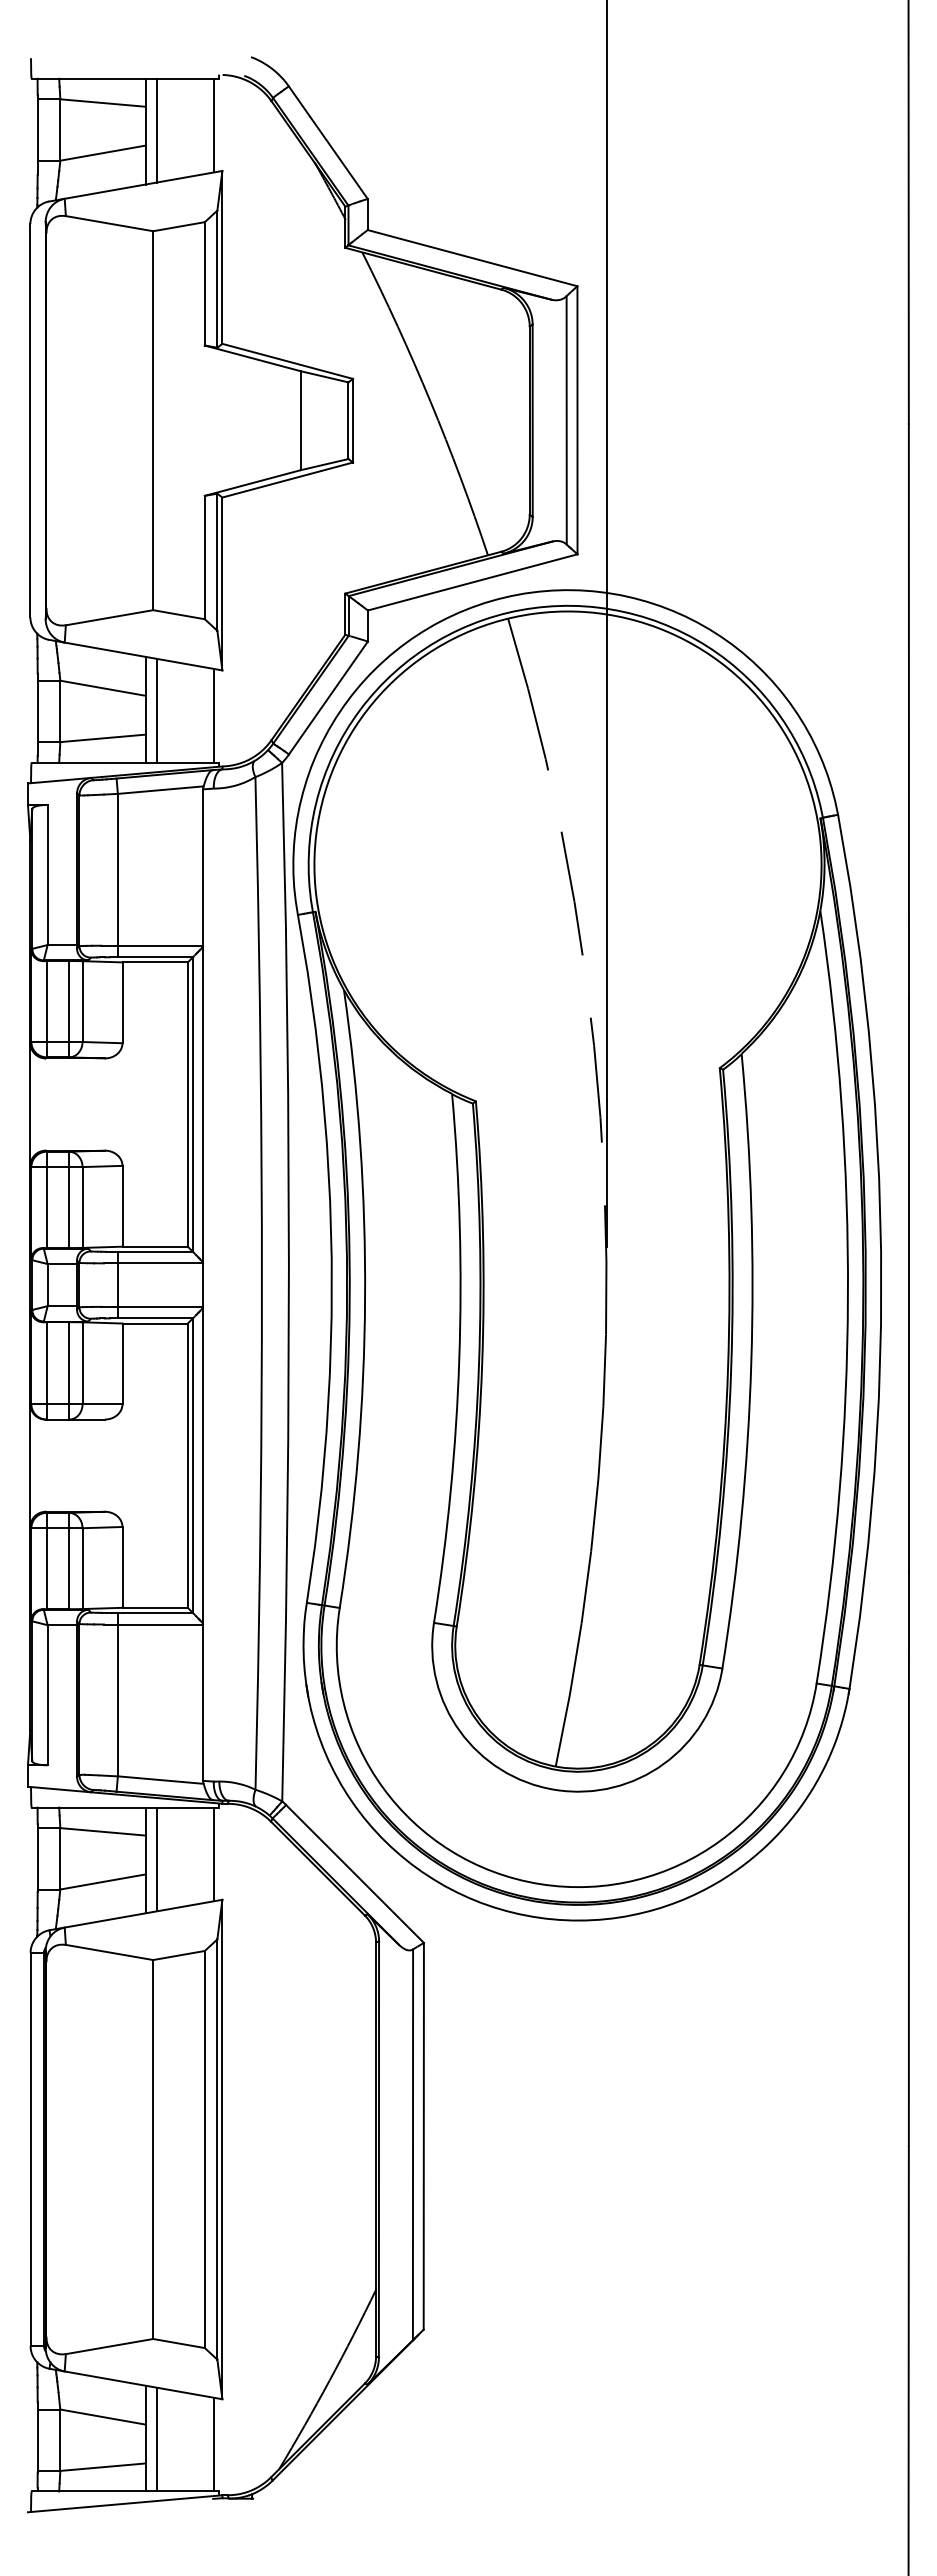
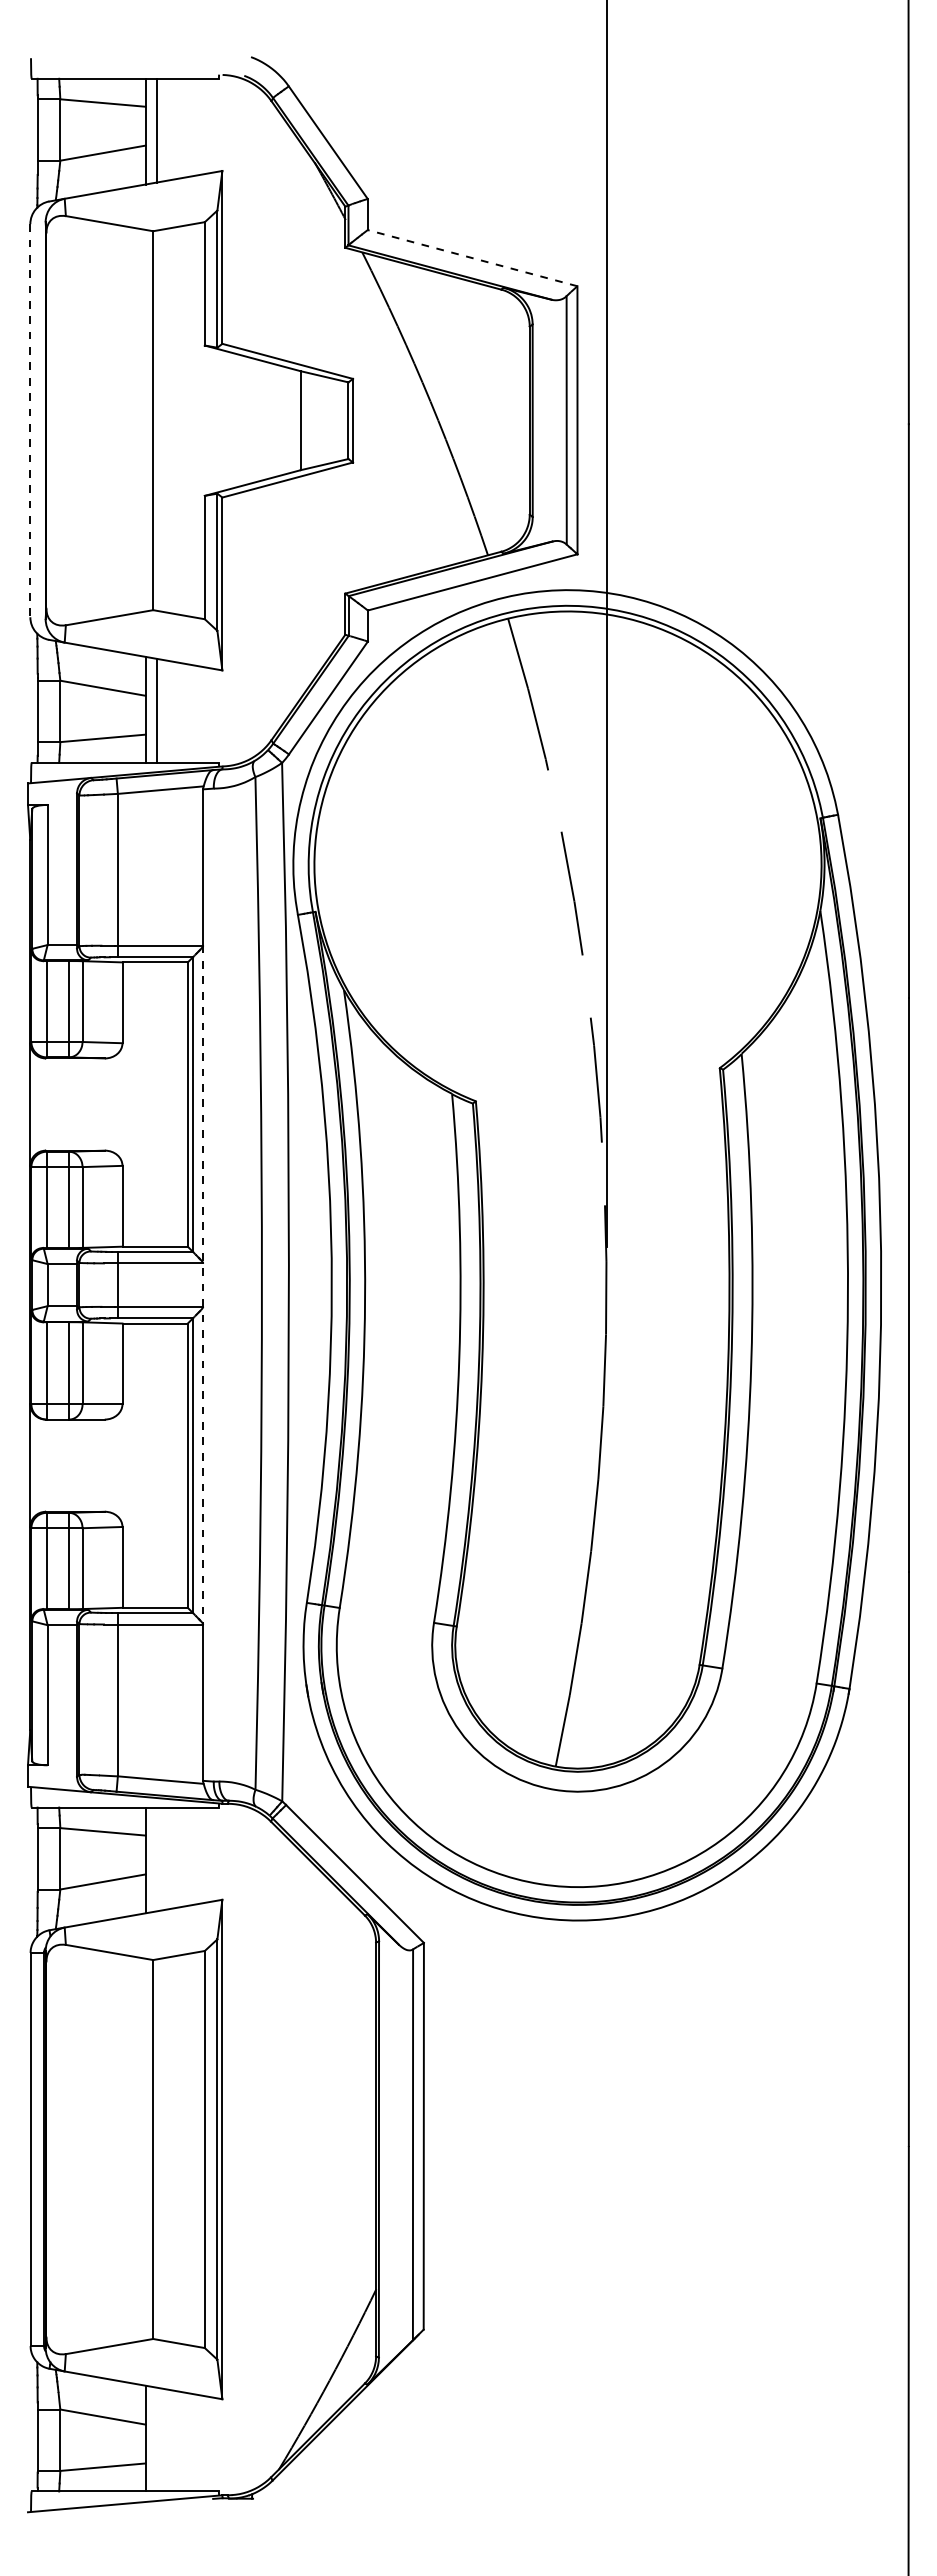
line: present -> none (214, 125)
line: solid -> dashed (472, 258)
line: solid -> dashed (30, 420)
line: present -> none (214, 715)
line: solid -> dashed (203, 1285)
line: present -> none (214, 1854)
line: present -> none (157, 1859)
line: present -> none (157, 2439)
line: present -> none (214, 2444)
